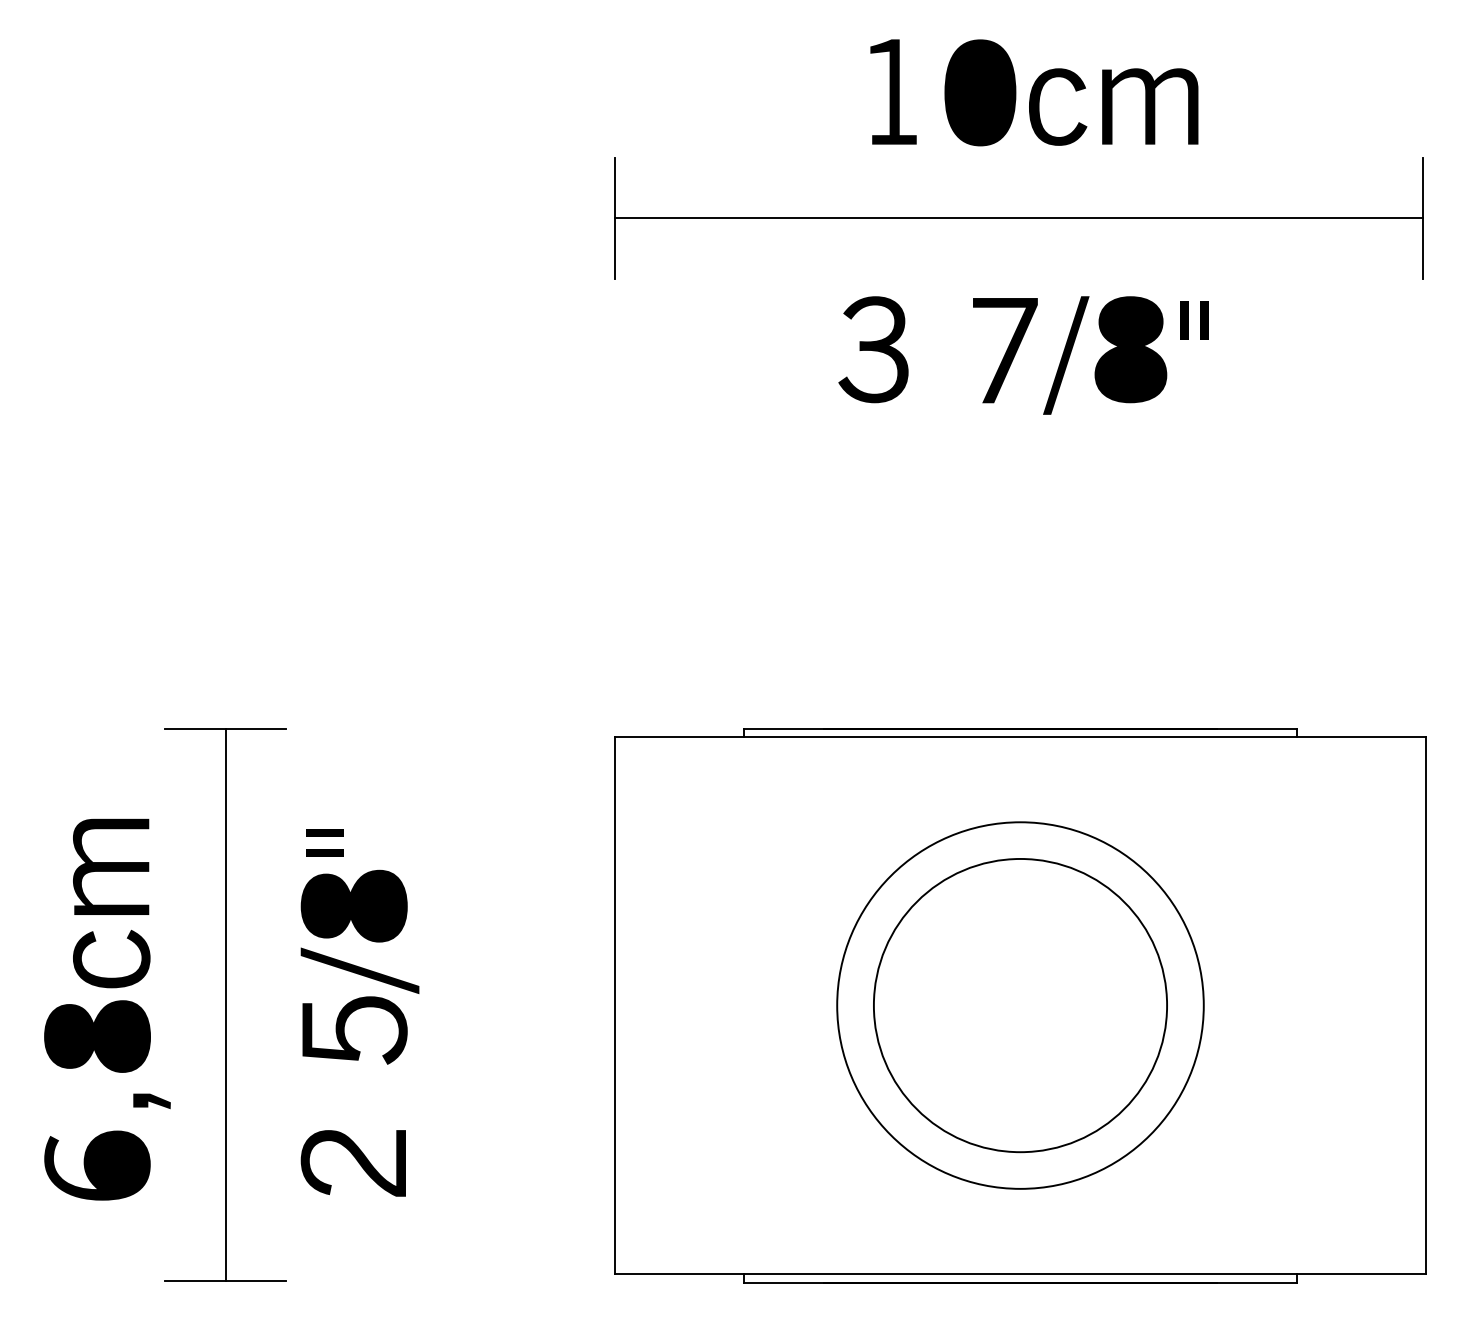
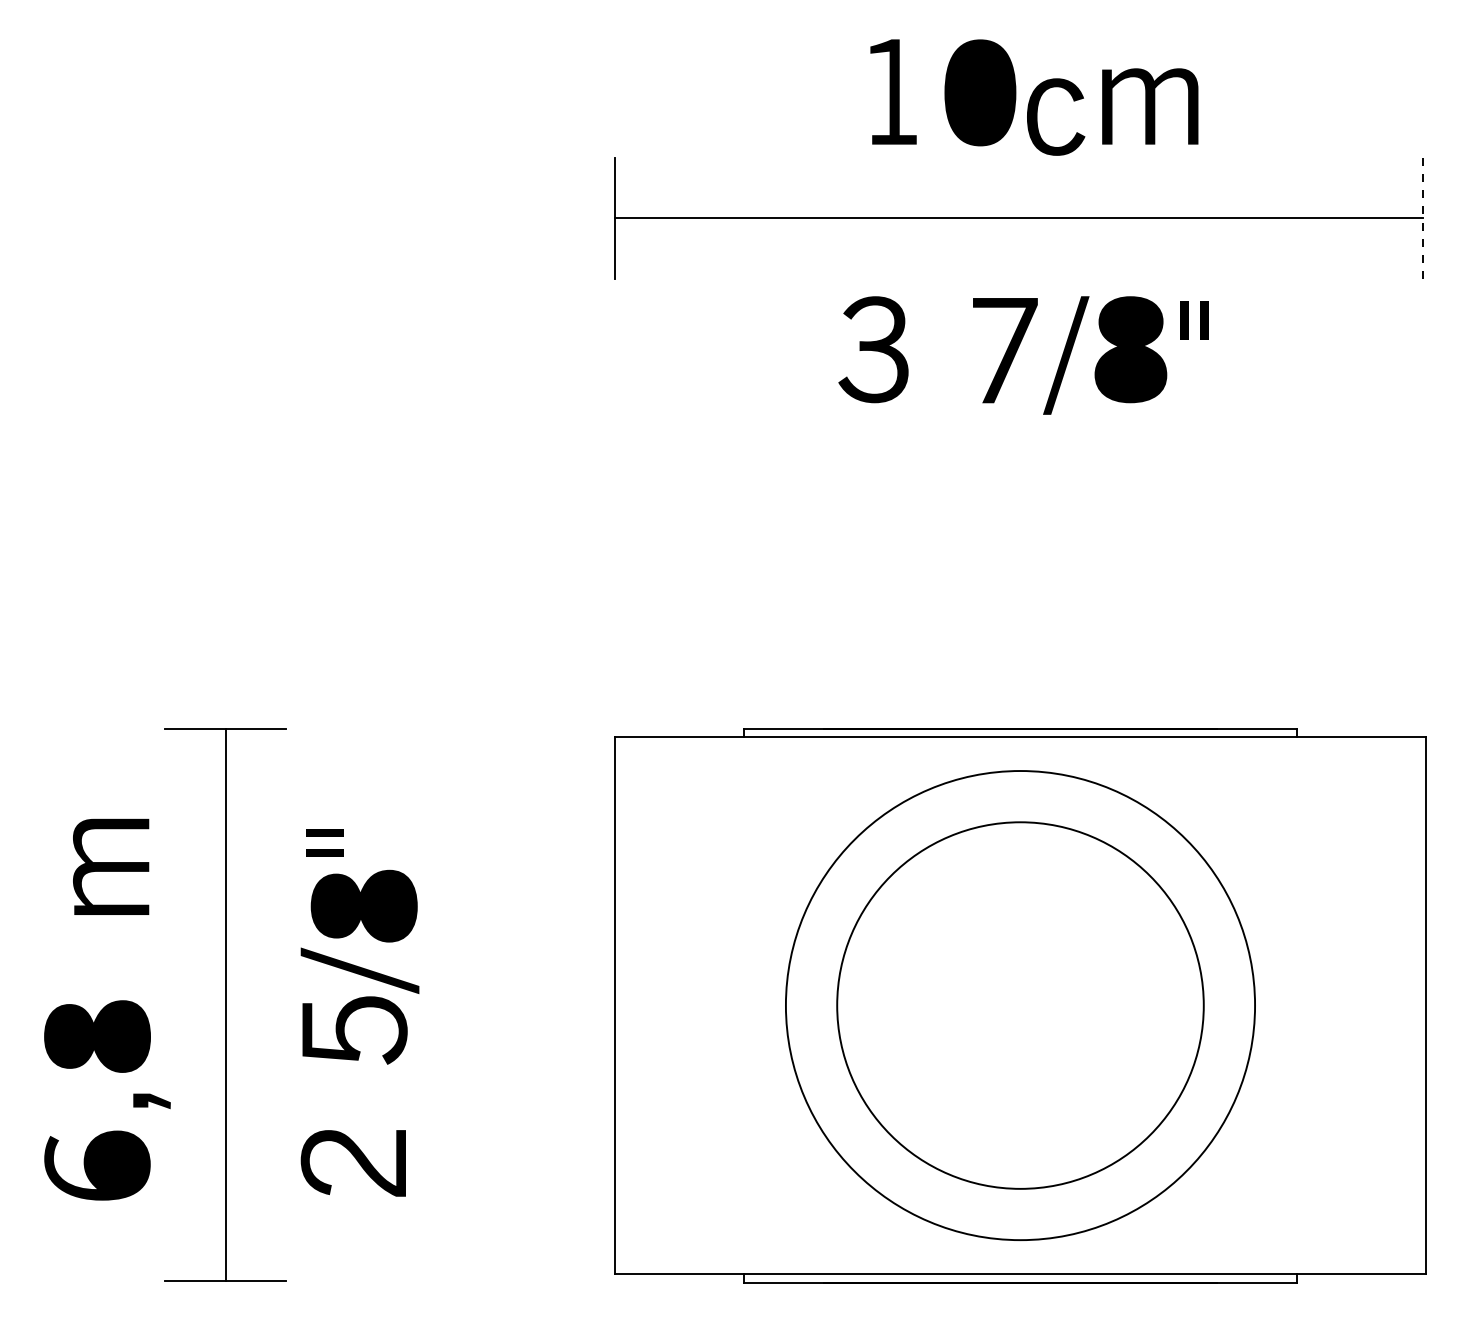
part position: (1039, 106) -> (1037, 116) (1037, 116)
line: solid -> dashed (1423, 218)
part position: (353, 905) -> (363, 905) (363, 905)
fill: present -> none (111, 958)
circle diameter: 293 px -> 469 px (1020, 1005)
